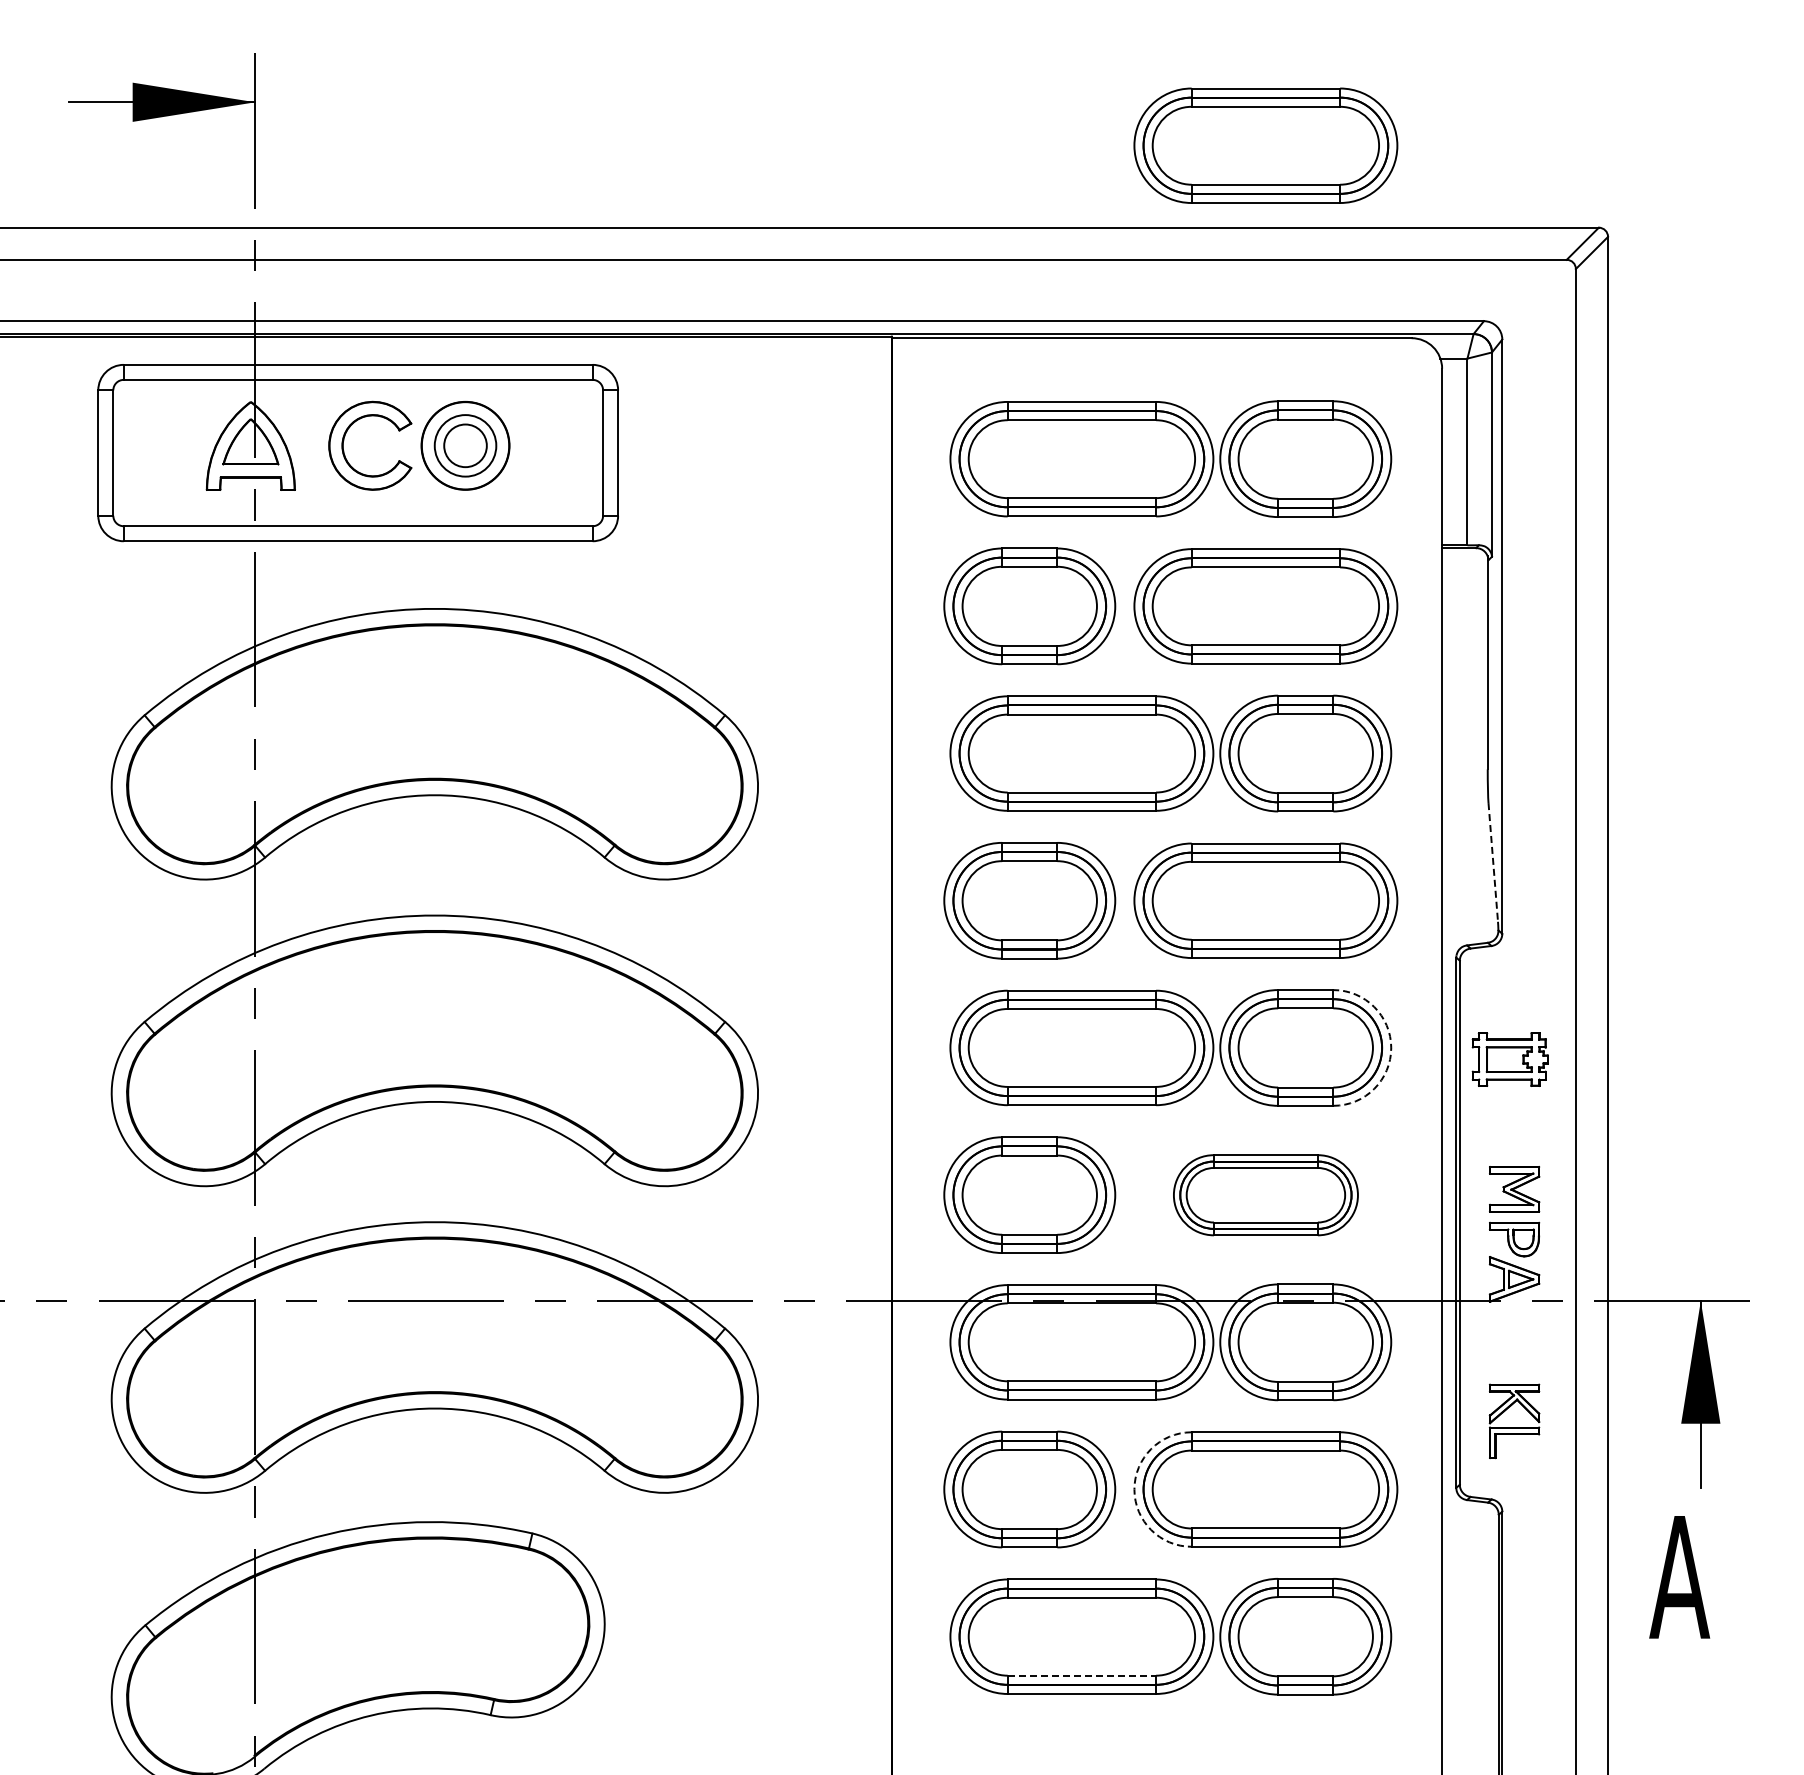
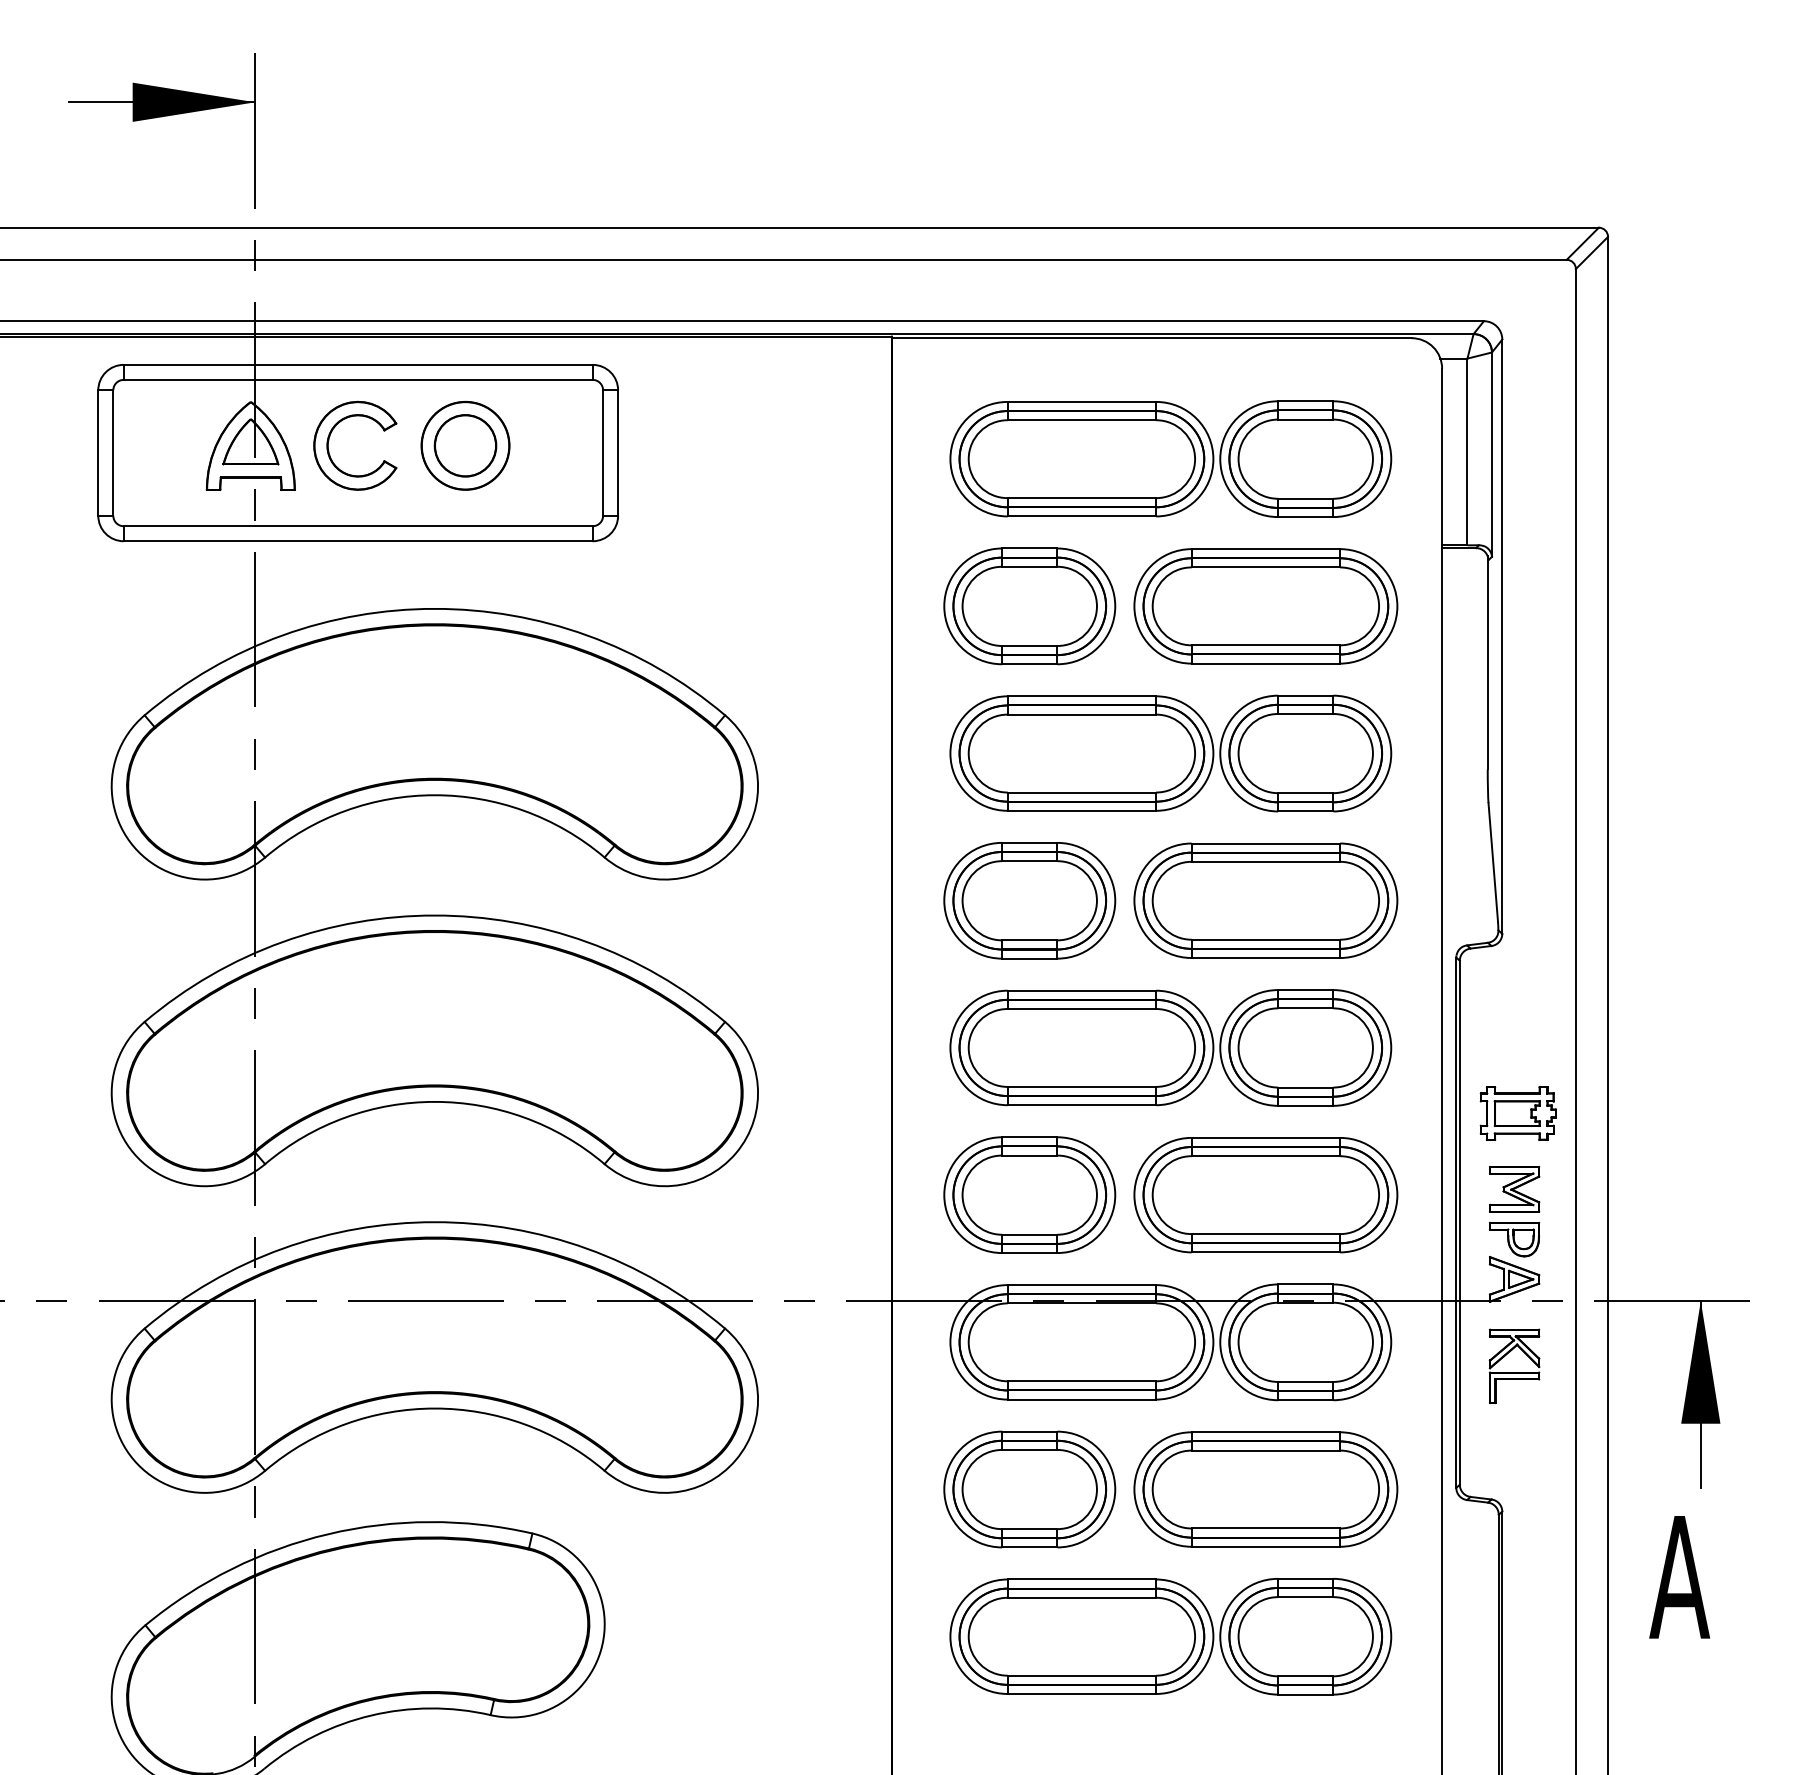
part: present -> none (1265, 145)
part position: (344, 440) -> (329, 440) (329, 440)
circle diameter: 43 px -> 61 px (465, 445)
line: dashed -> solid (1493, 862)
arc: dashed -> solid (1391, 1047)
part position: (1509, 1059) -> (1517, 1113) (1517, 1113)
part size: 186x83 px -> 266x117 px (1265, 1195)
part position: (1514, 1421) -> (1514, 1366) (1514, 1366)
arc: dashed -> solid (1134, 1489)
line: dashed -> solid (1082, 1675)
